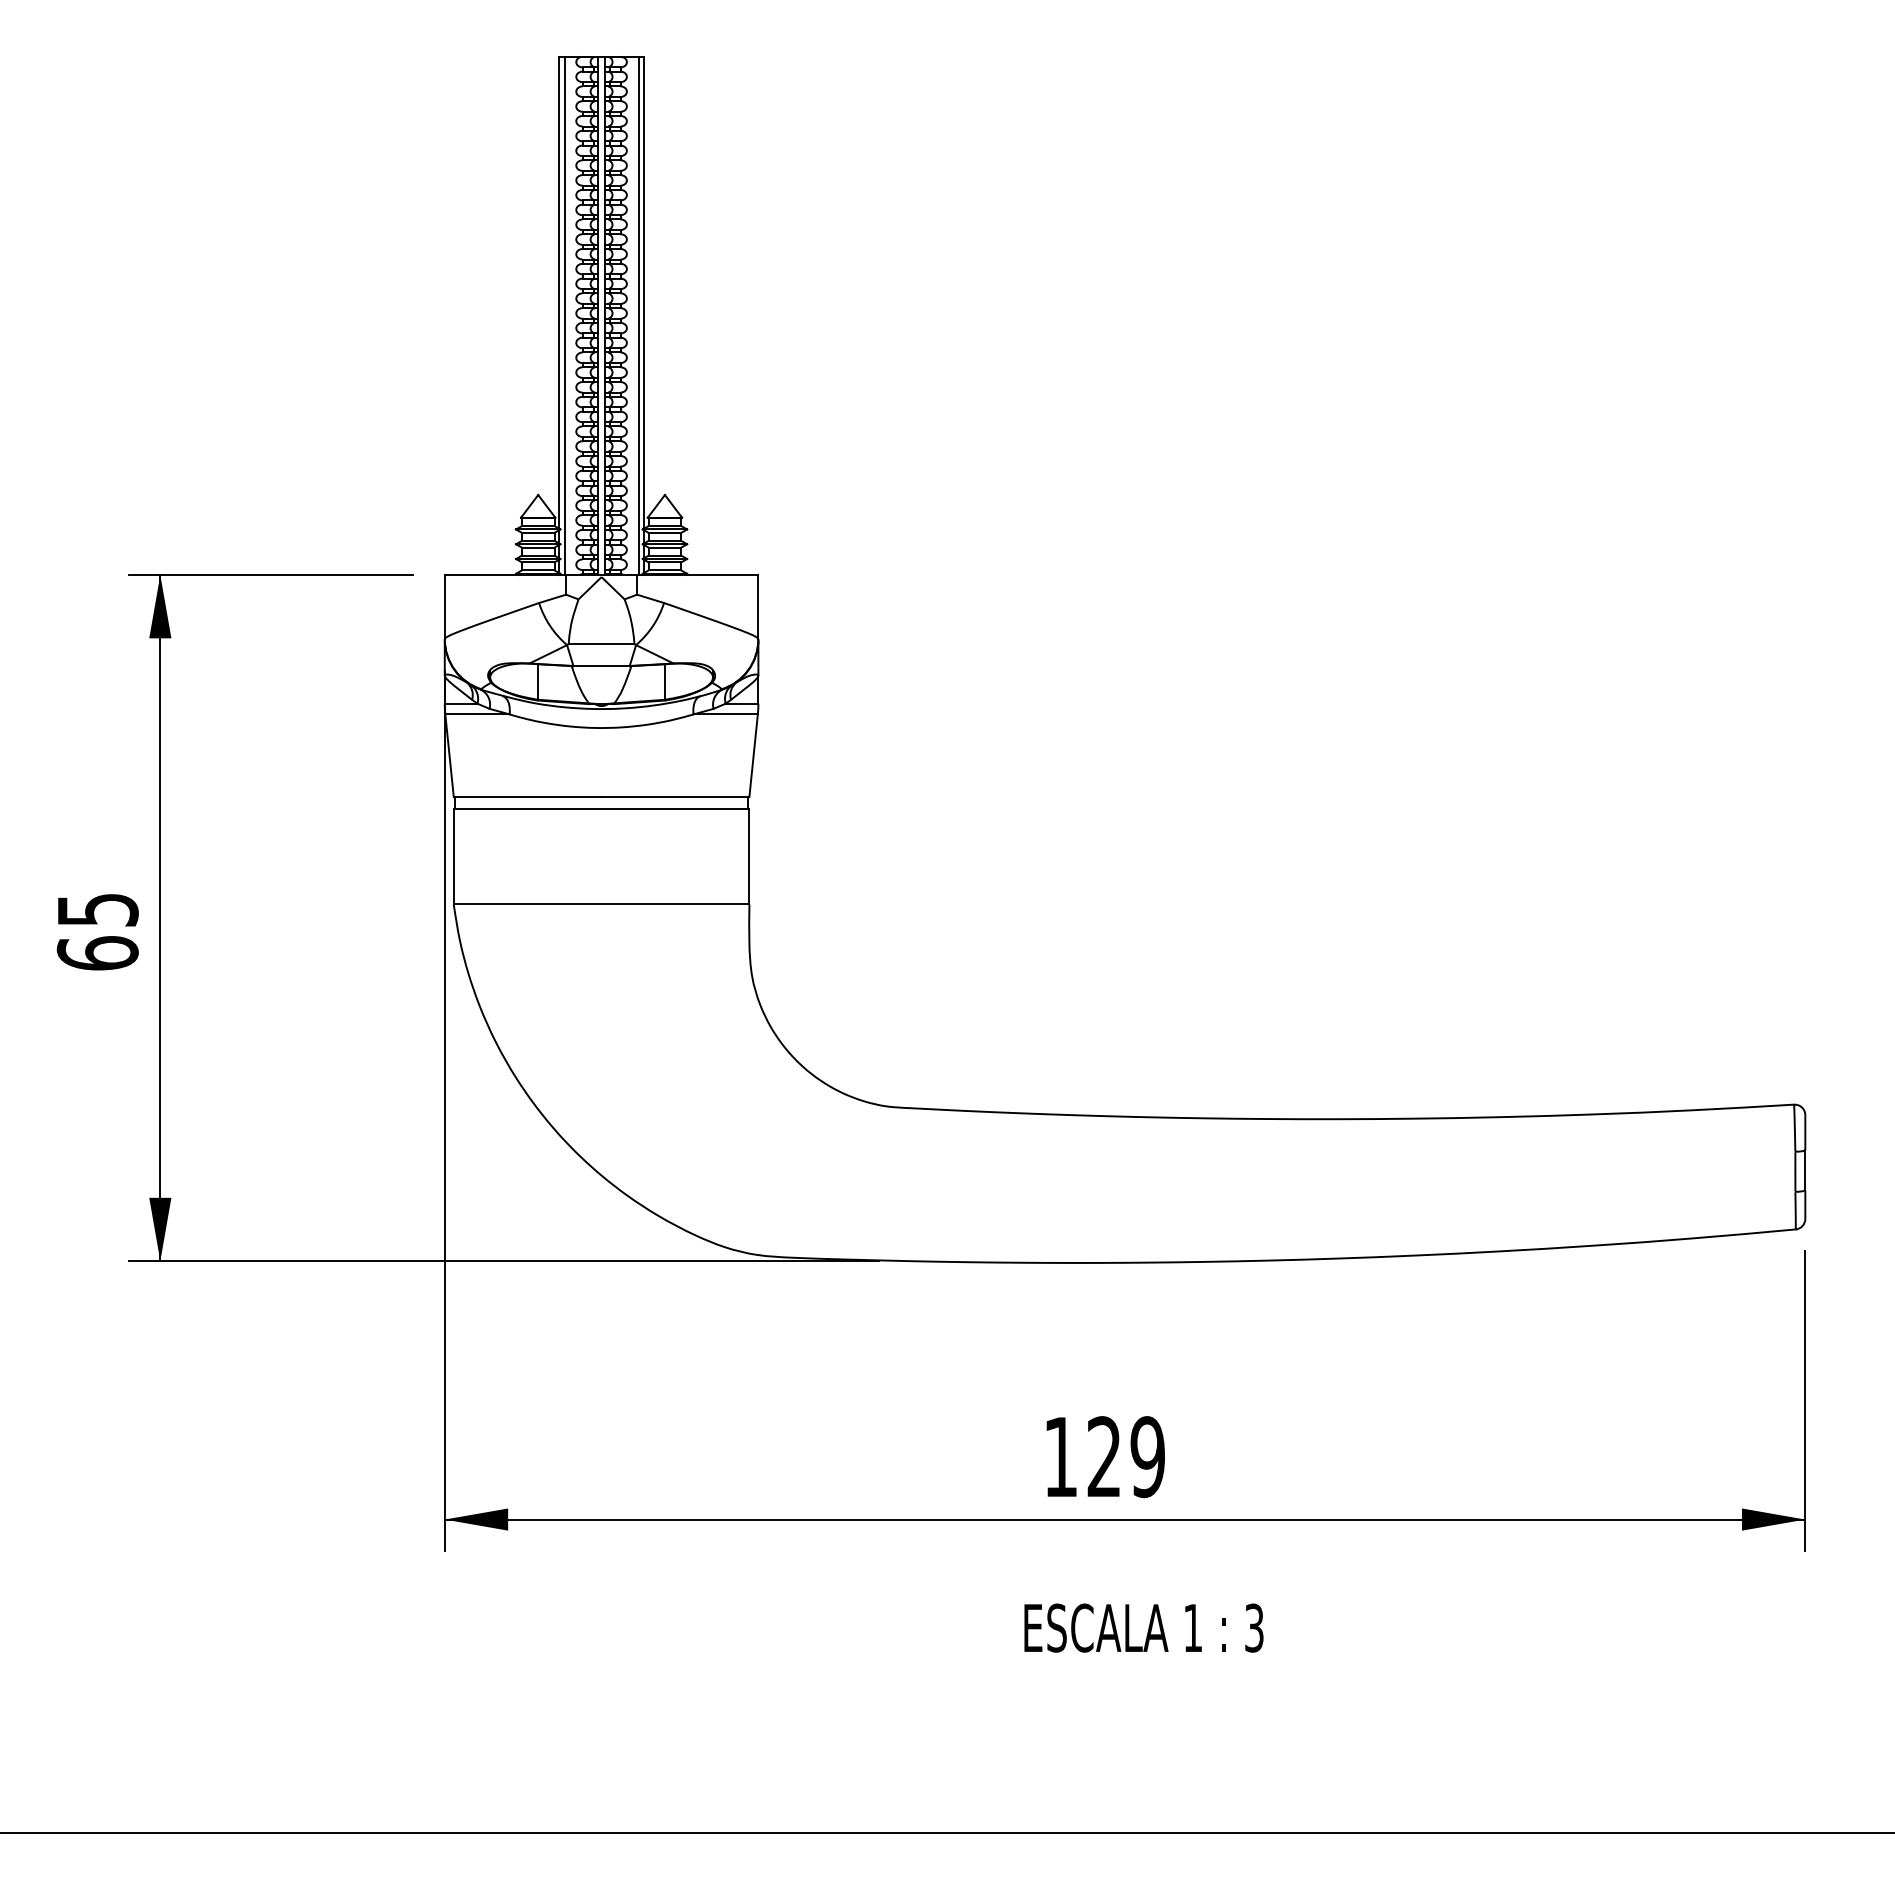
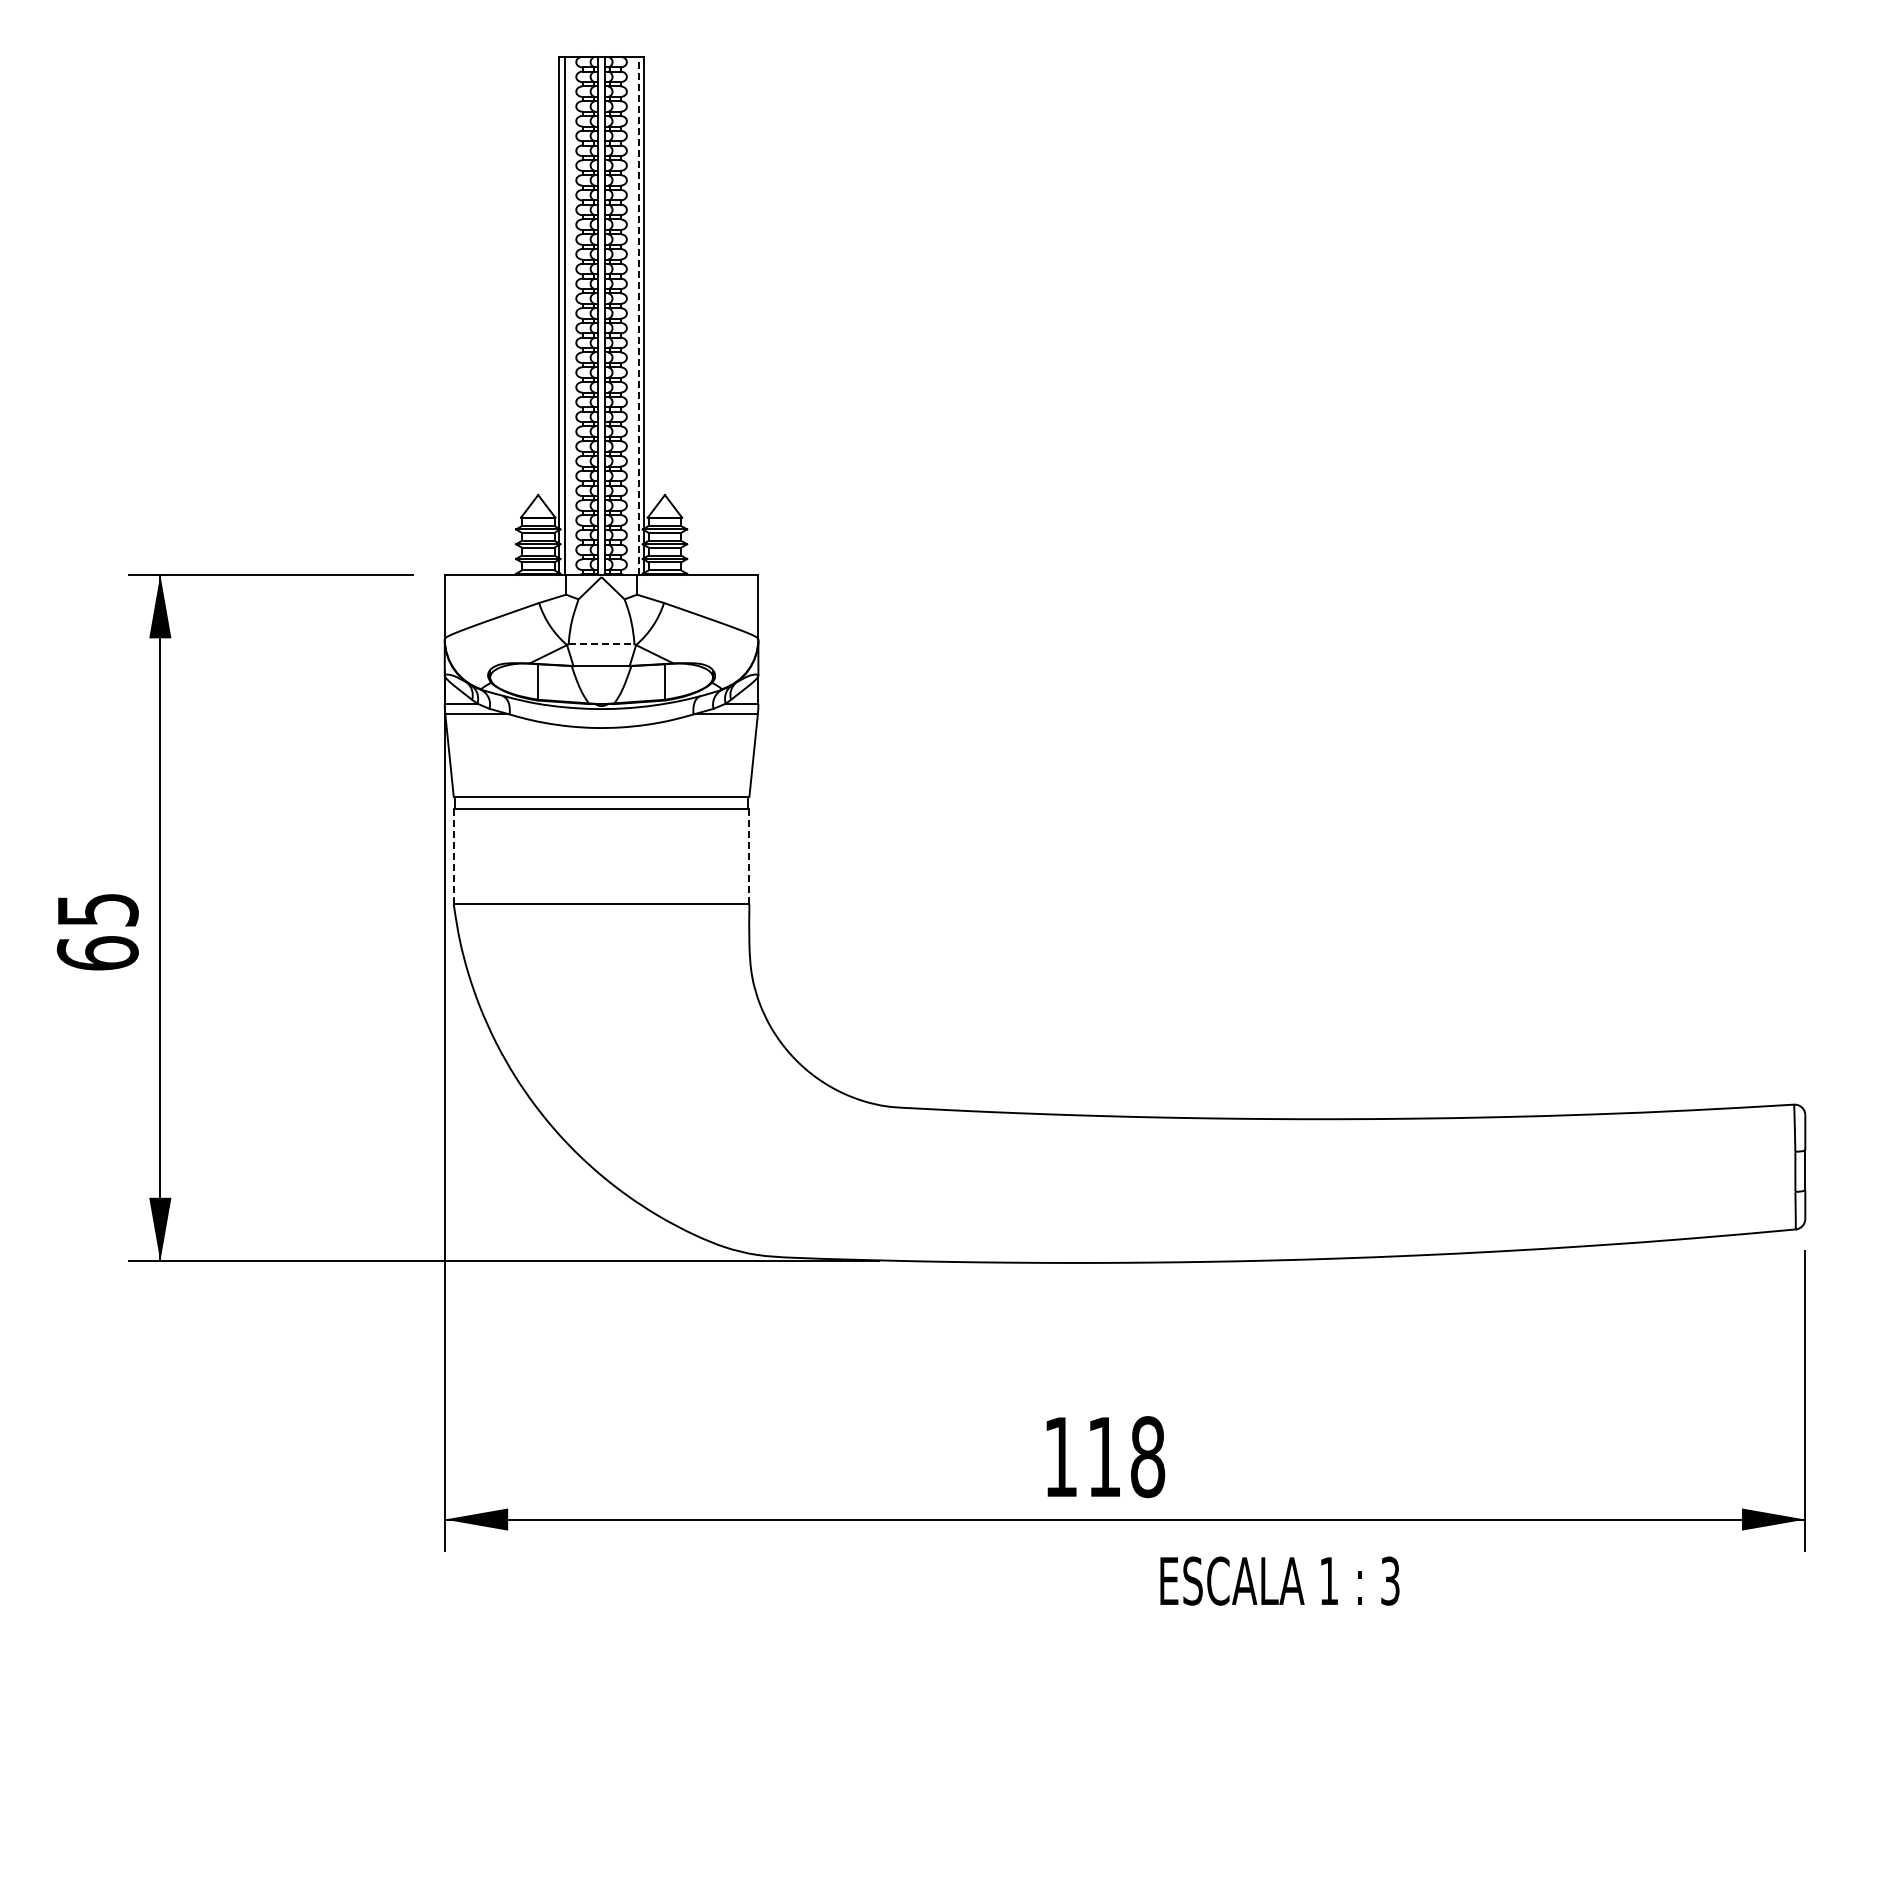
line: solid -> dashed (638, 315)
line: solid -> dashed (601, 644)
line: solid -> dashed (453, 856)
line: solid -> dashed (749, 856)
text: 129 -> 118 (1126, 1457)
text position: (1143, 1627) -> (1279, 1580) (1279, 1580)
line: present -> none (946, 1833)
